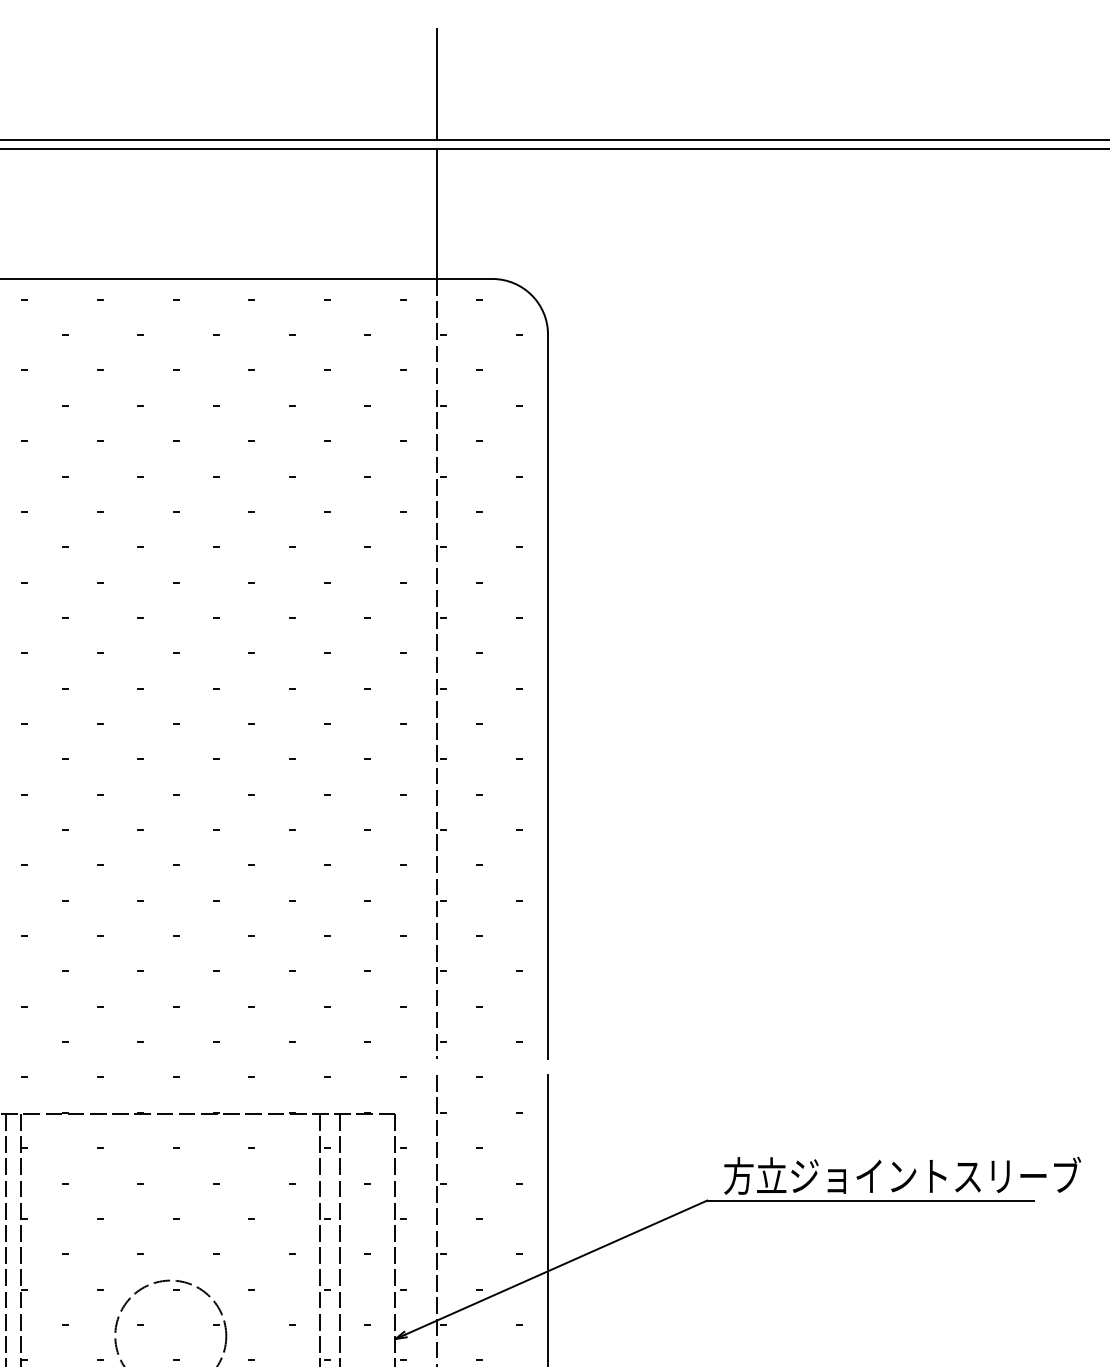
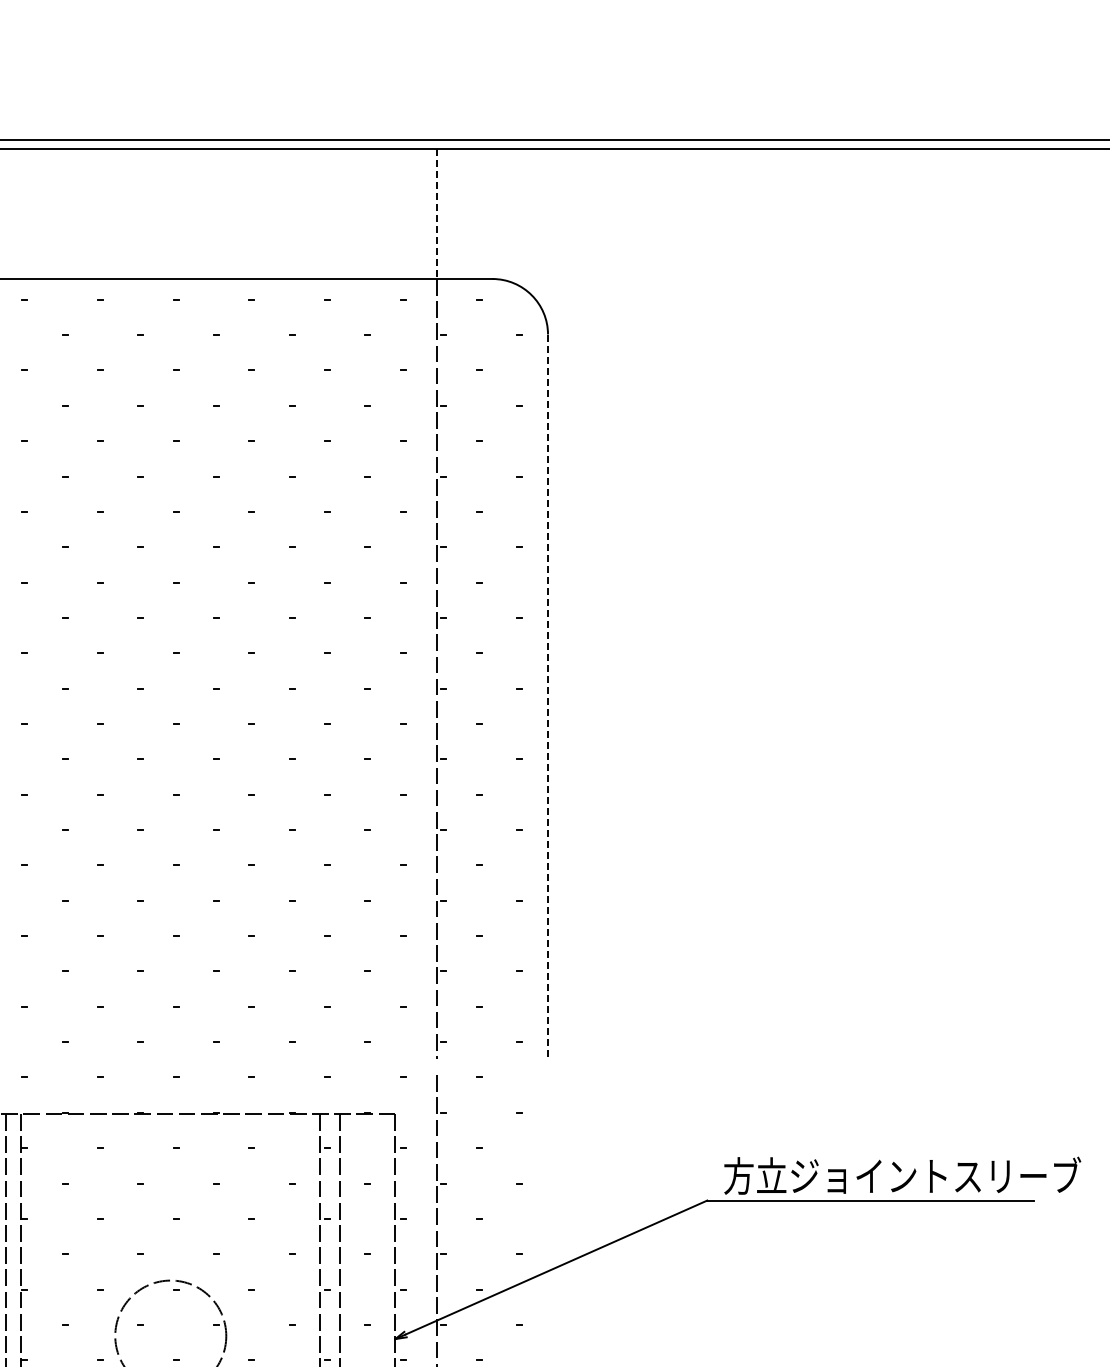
line: present -> none (436, 84)
line: solid -> dashed (436, 214)
line: solid -> dashed (548, 697)
line: present -> none (548, 1219)
